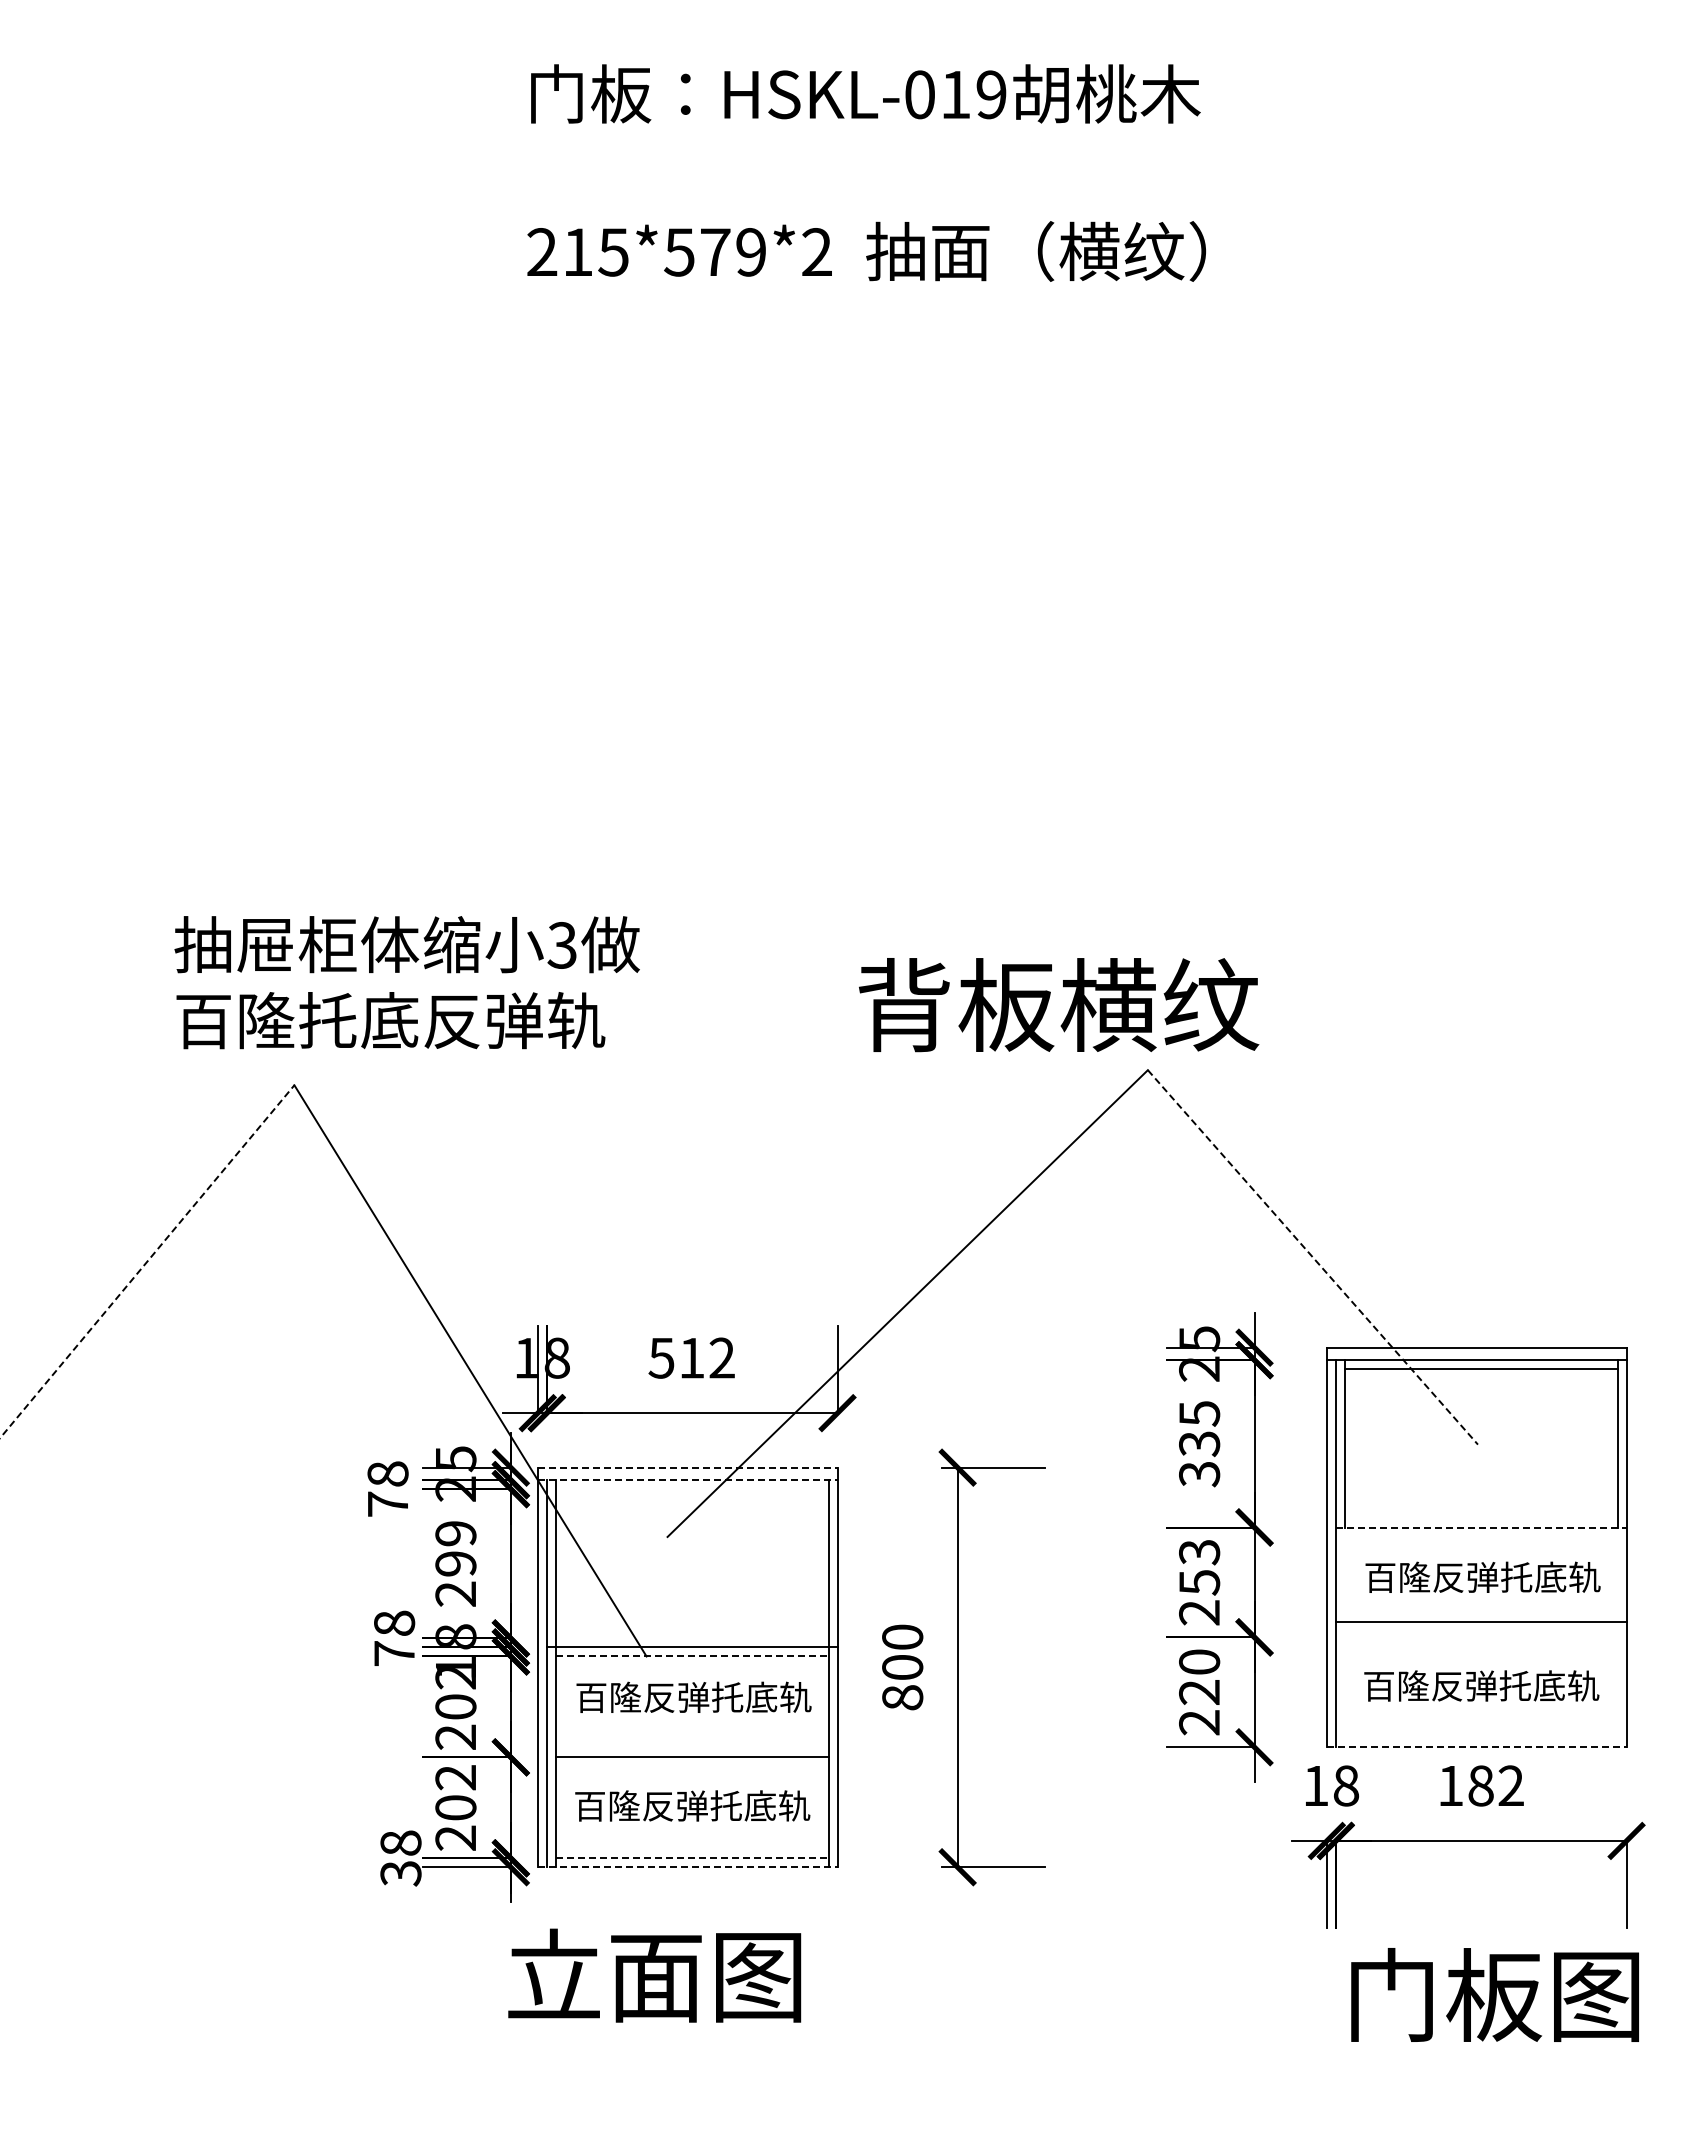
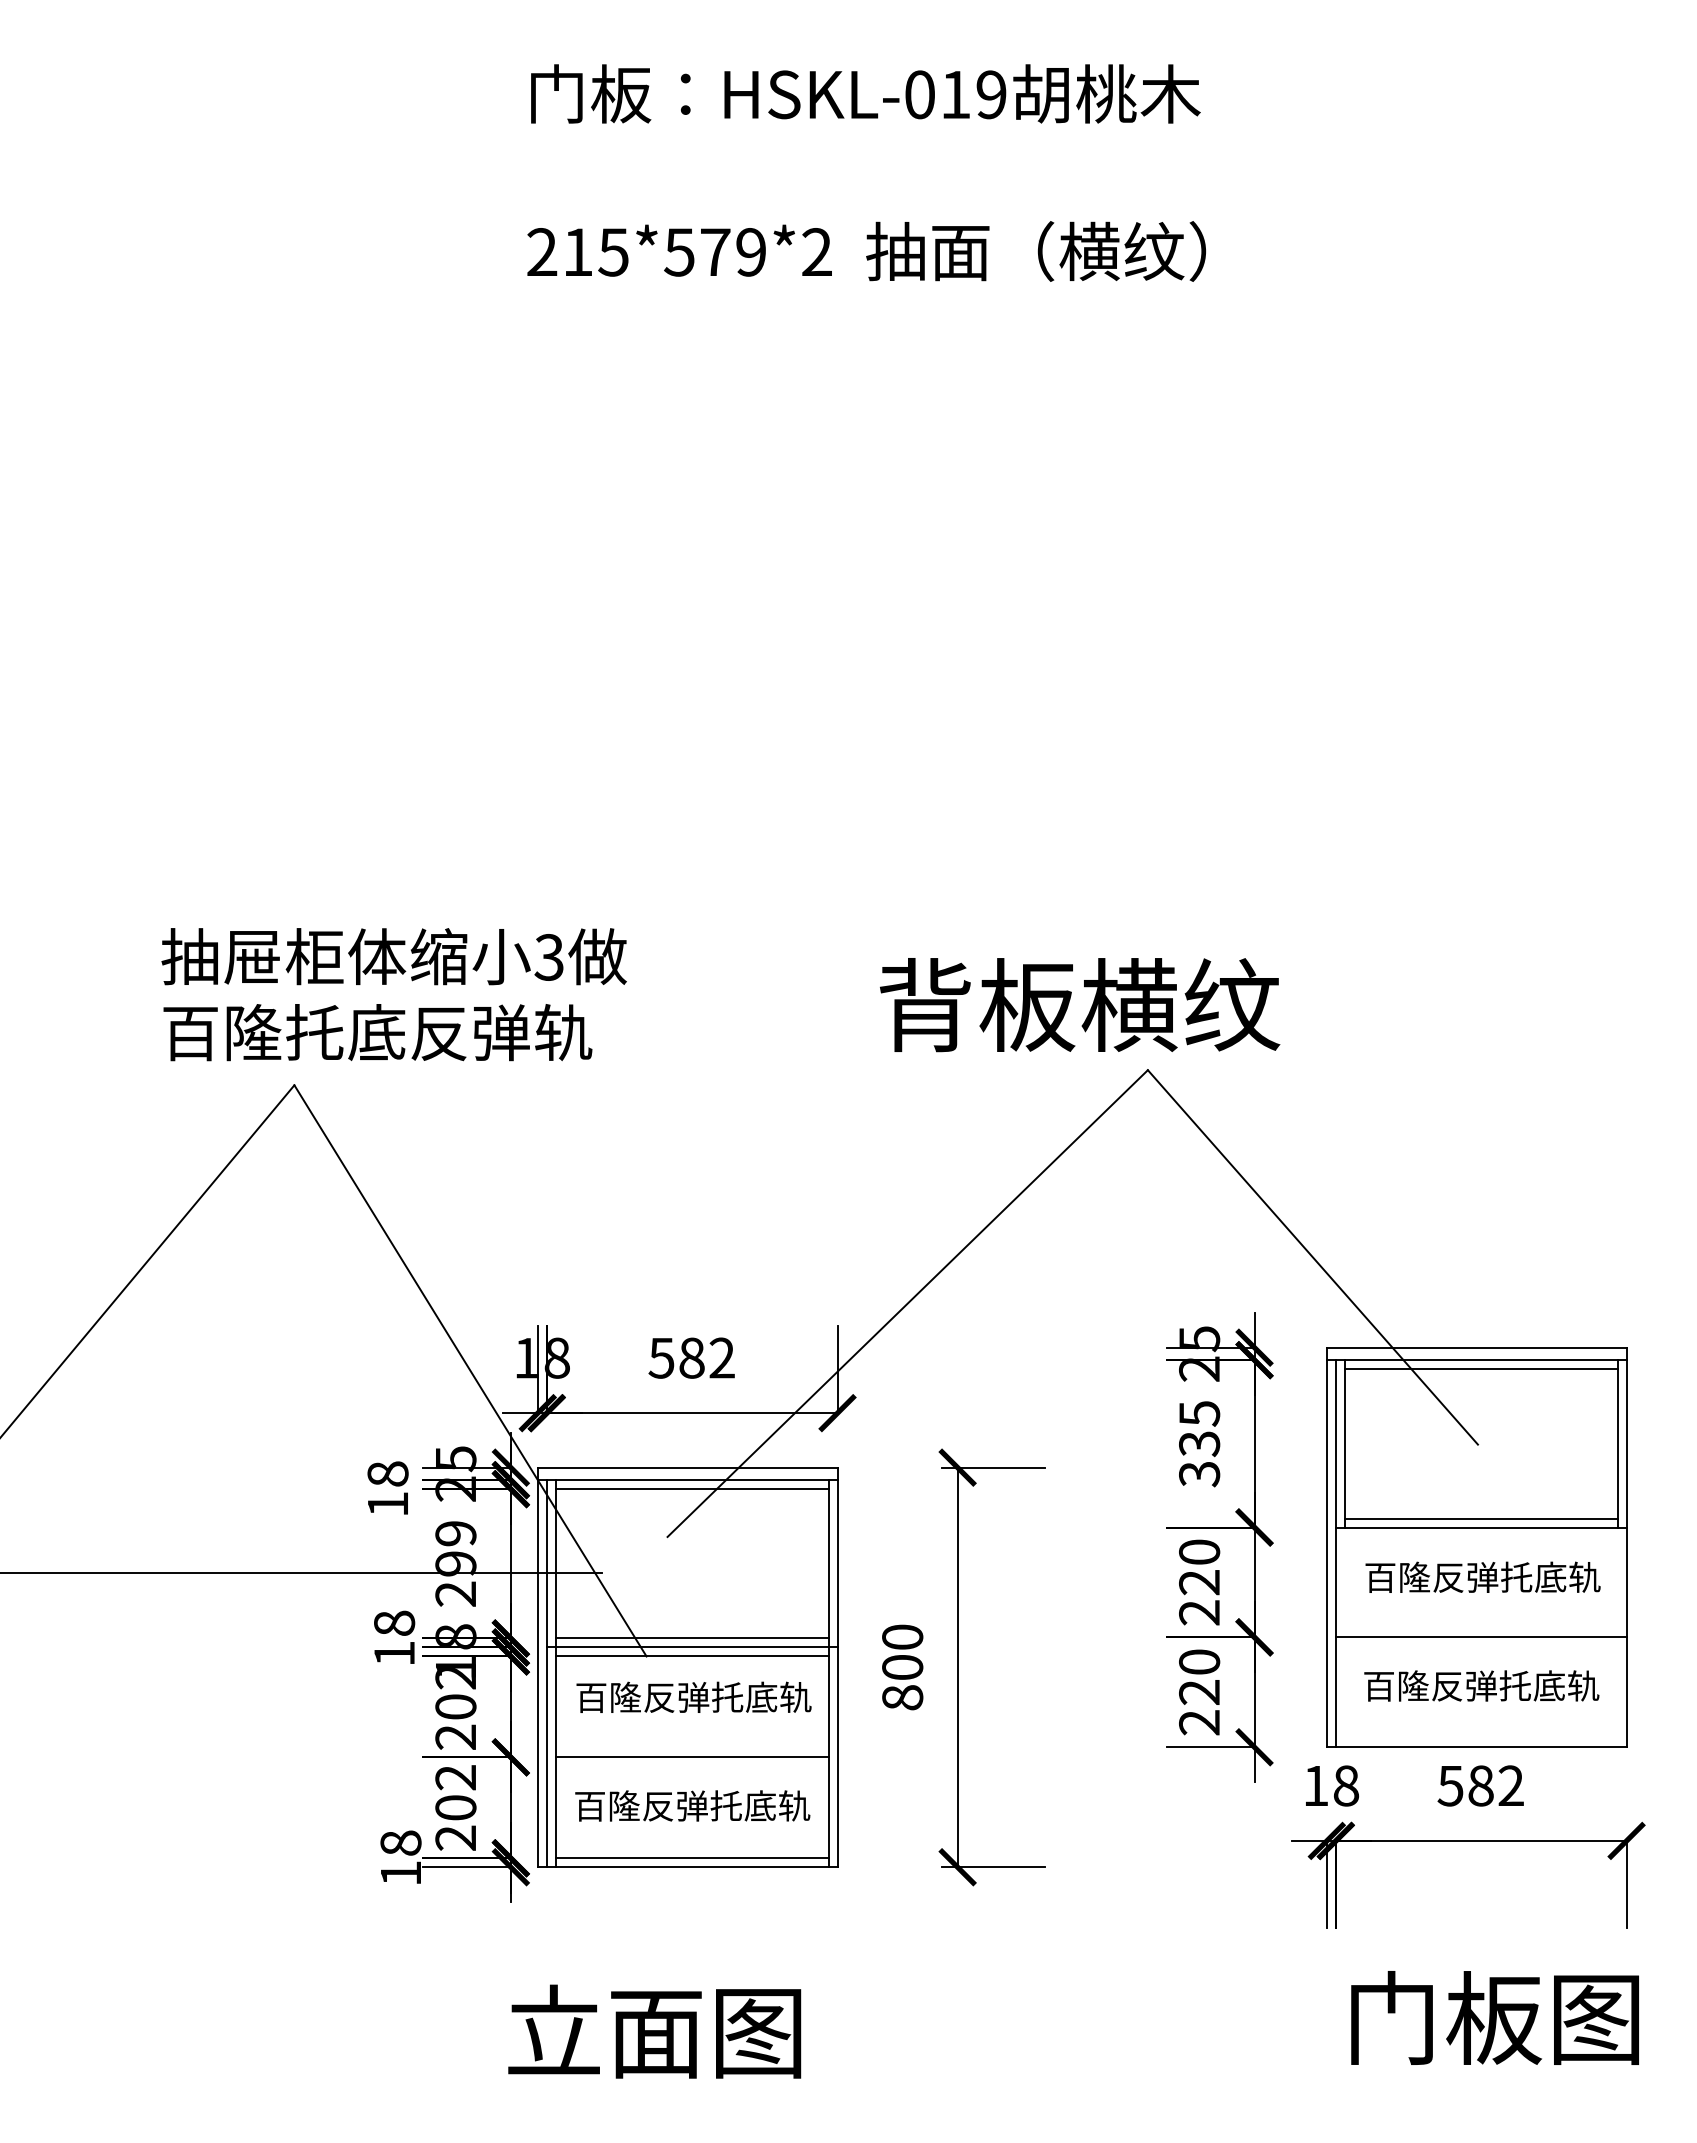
text position: (406, 982) -> (393, 994) (393, 994)
text position: (1059, 1005) -> (1080, 1005) (1080, 1005)
line: dashed -> solid (1312, 1257)
line: dashed -> solid (147, 1261)
text: 512 -> 582 (691, 1357)
line: dashed -> solid (687, 1467)
line: dashed -> solid (687, 1480)
line: none -> present (691, 1489)
text: 78 -> 18 (387, 1503)
line: none -> present (1480, 1518)
line: dashed -> solid (1481, 1527)
text: 253 -> 220 (1199, 1567)
line: none -> present (301, 1573)
line position: (1480, 1622) -> (1480, 1637) (1480, 1637)
line: none -> present (691, 1638)
text: 78 -> 18 (394, 1653)
line: dashed -> solid (692, 1656)
line: dashed -> solid (1476, 1747)
text: 182 -> 582 (1450, 1786)
line: dashed -> solid (692, 1858)
line: dashed -> solid (687, 1867)
text: 38 -> 18 (400, 1873)
text position: (654, 1975) -> (654, 2031) (654, 2031)
text position: (1494, 1994) -> (1494, 2017) (1494, 2017)
